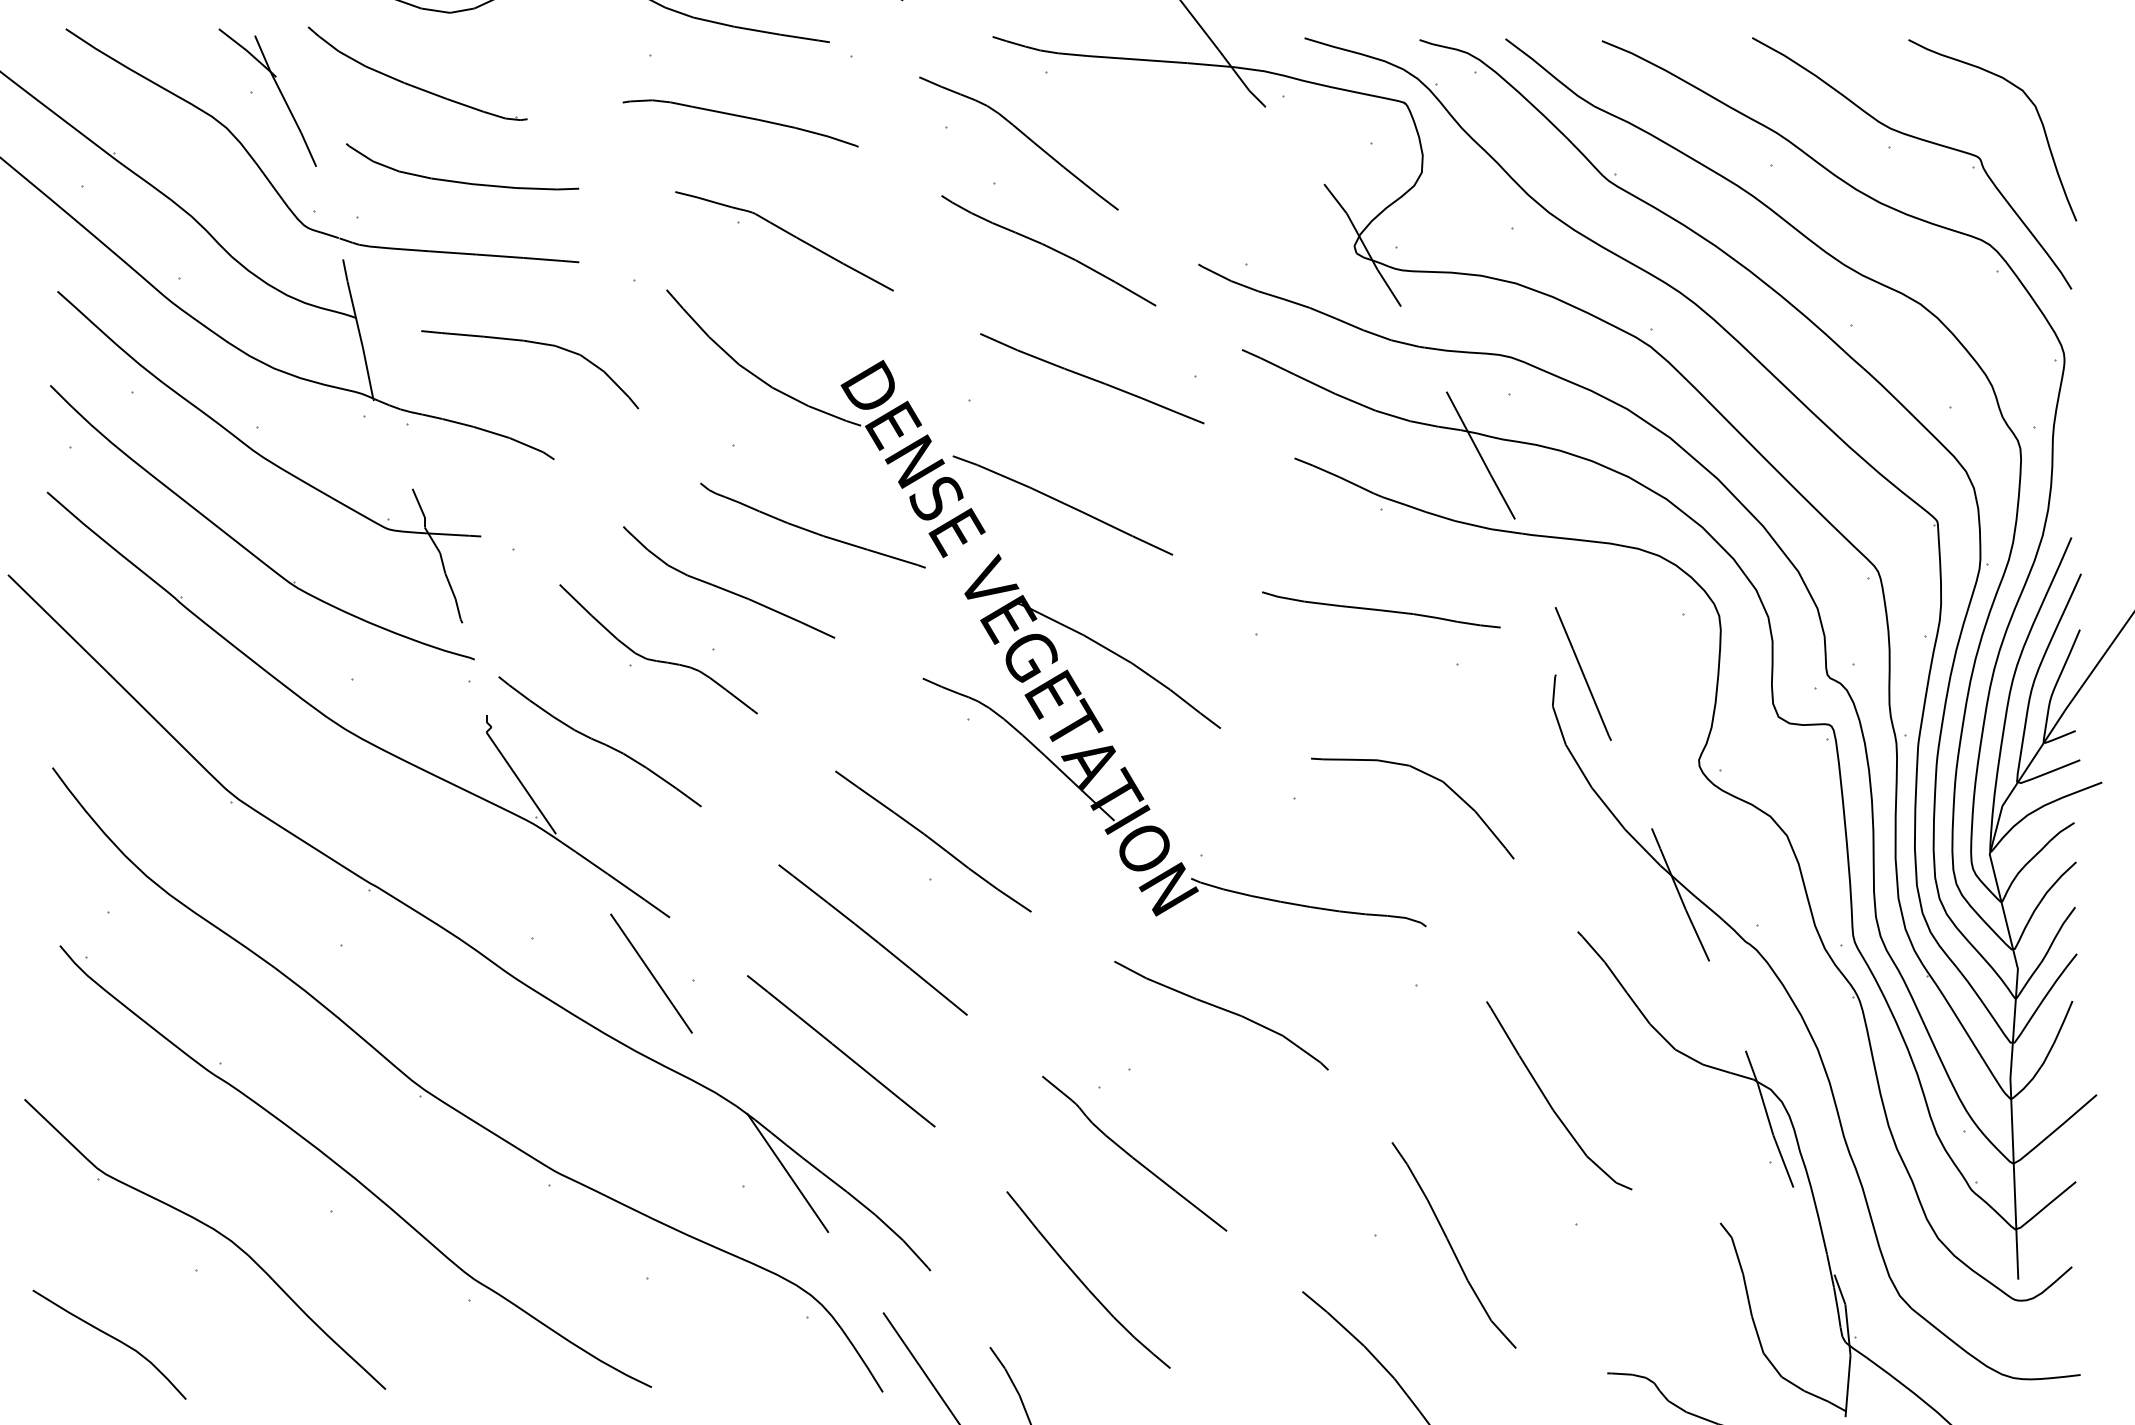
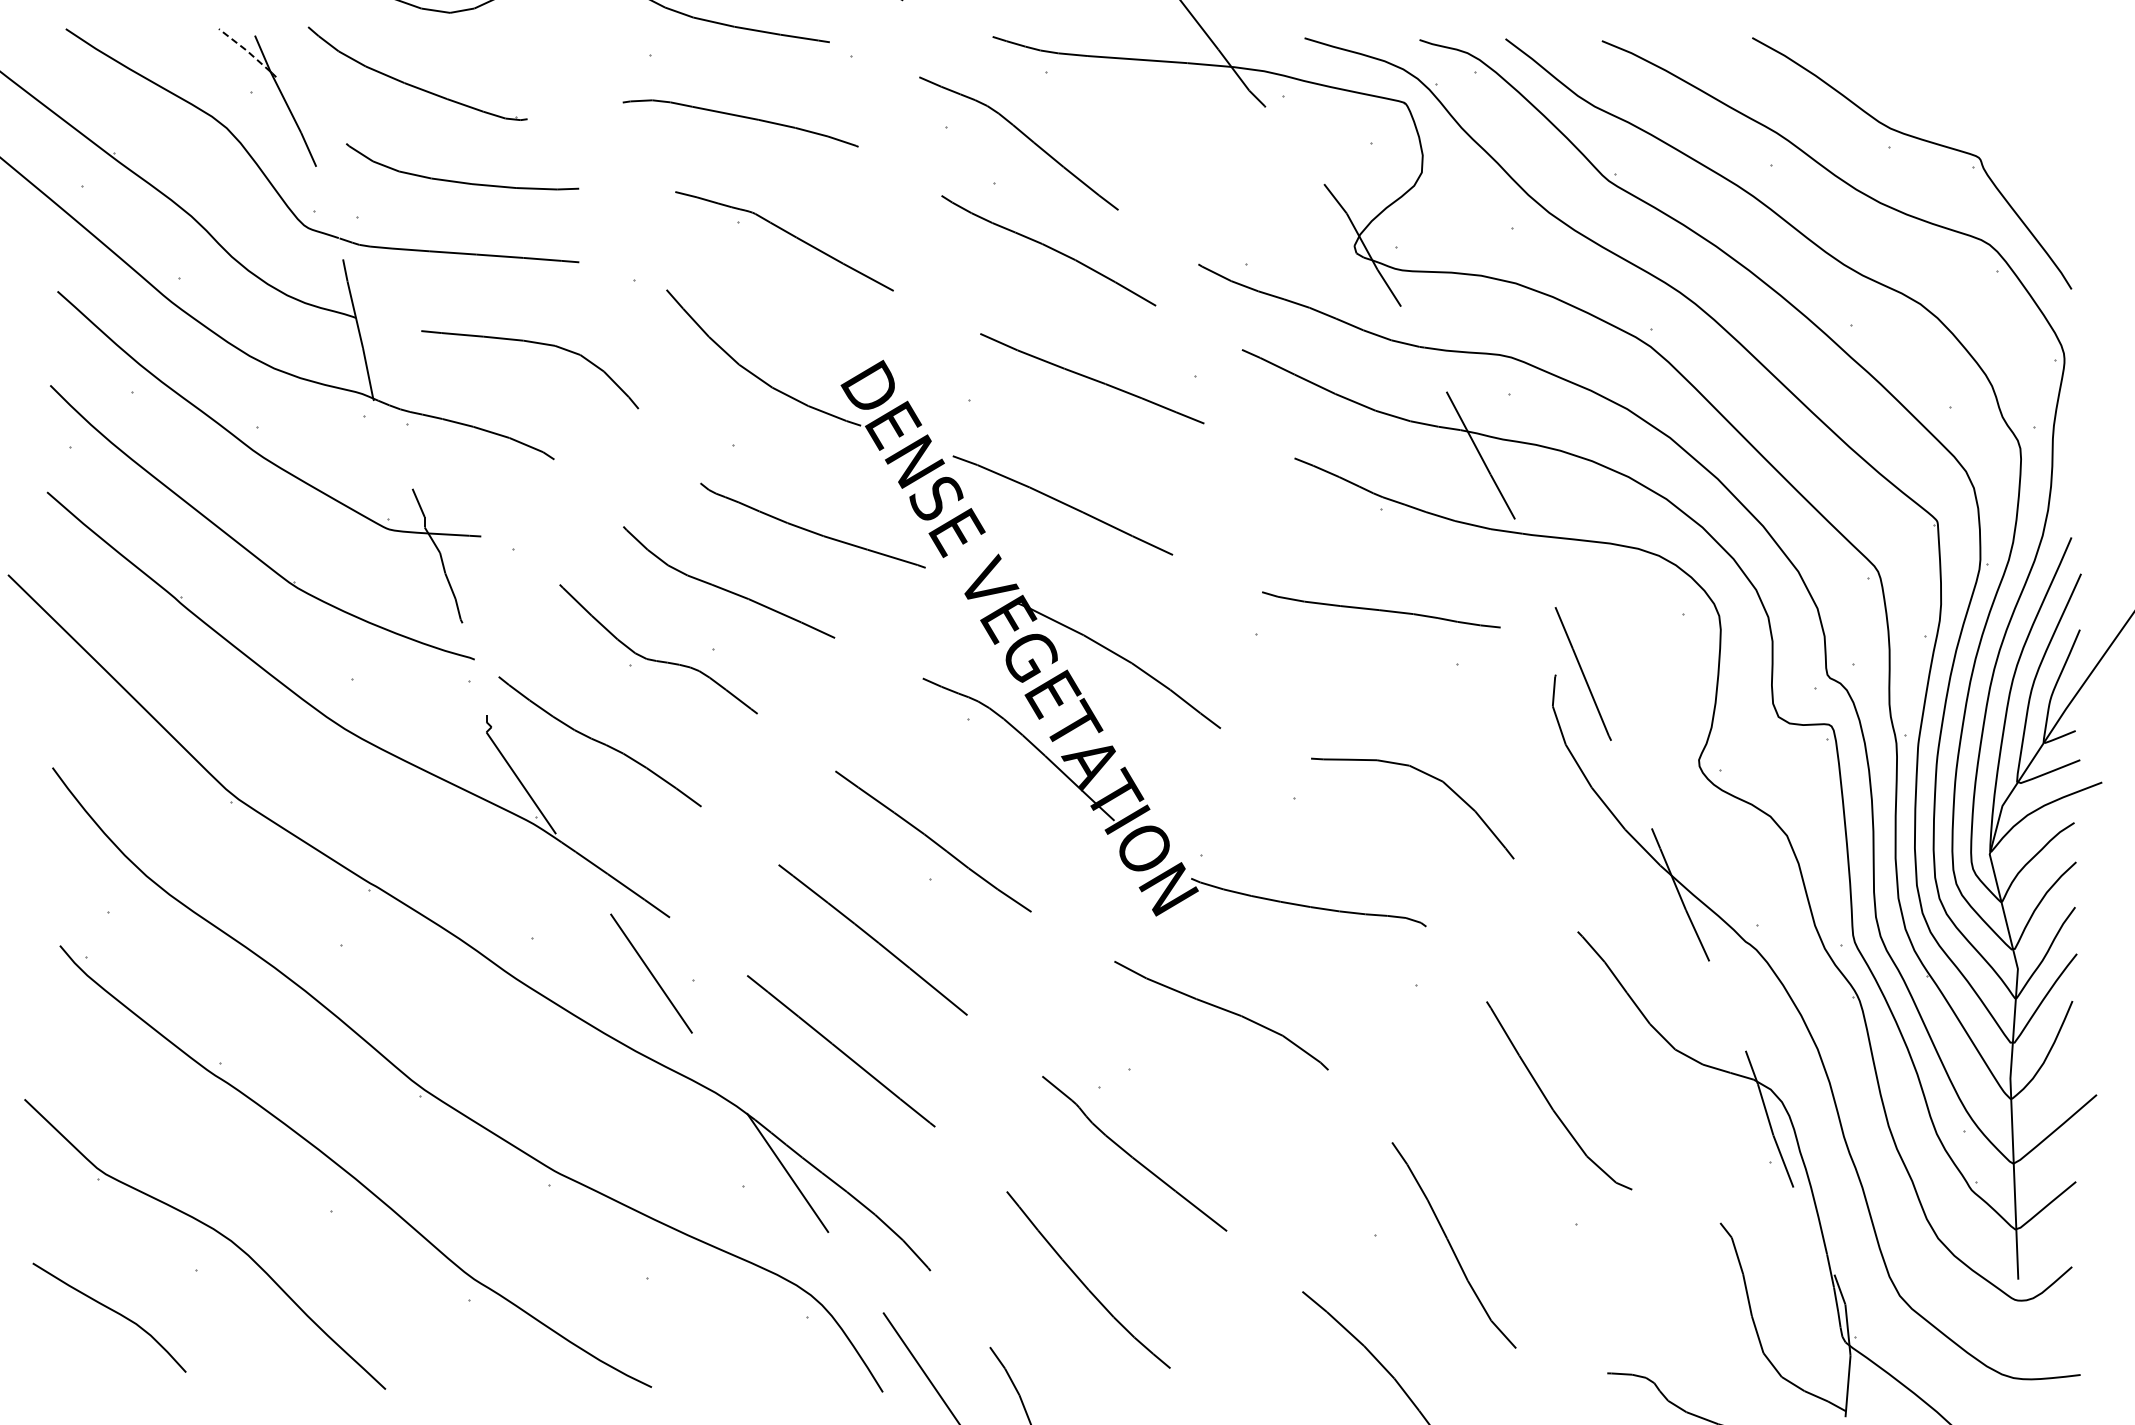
line: solid -> dashed (245, 49)
curve: present -> none (2027, 98)
curve position: (112, 1338) -> (112, 1311) (112, 1311)
